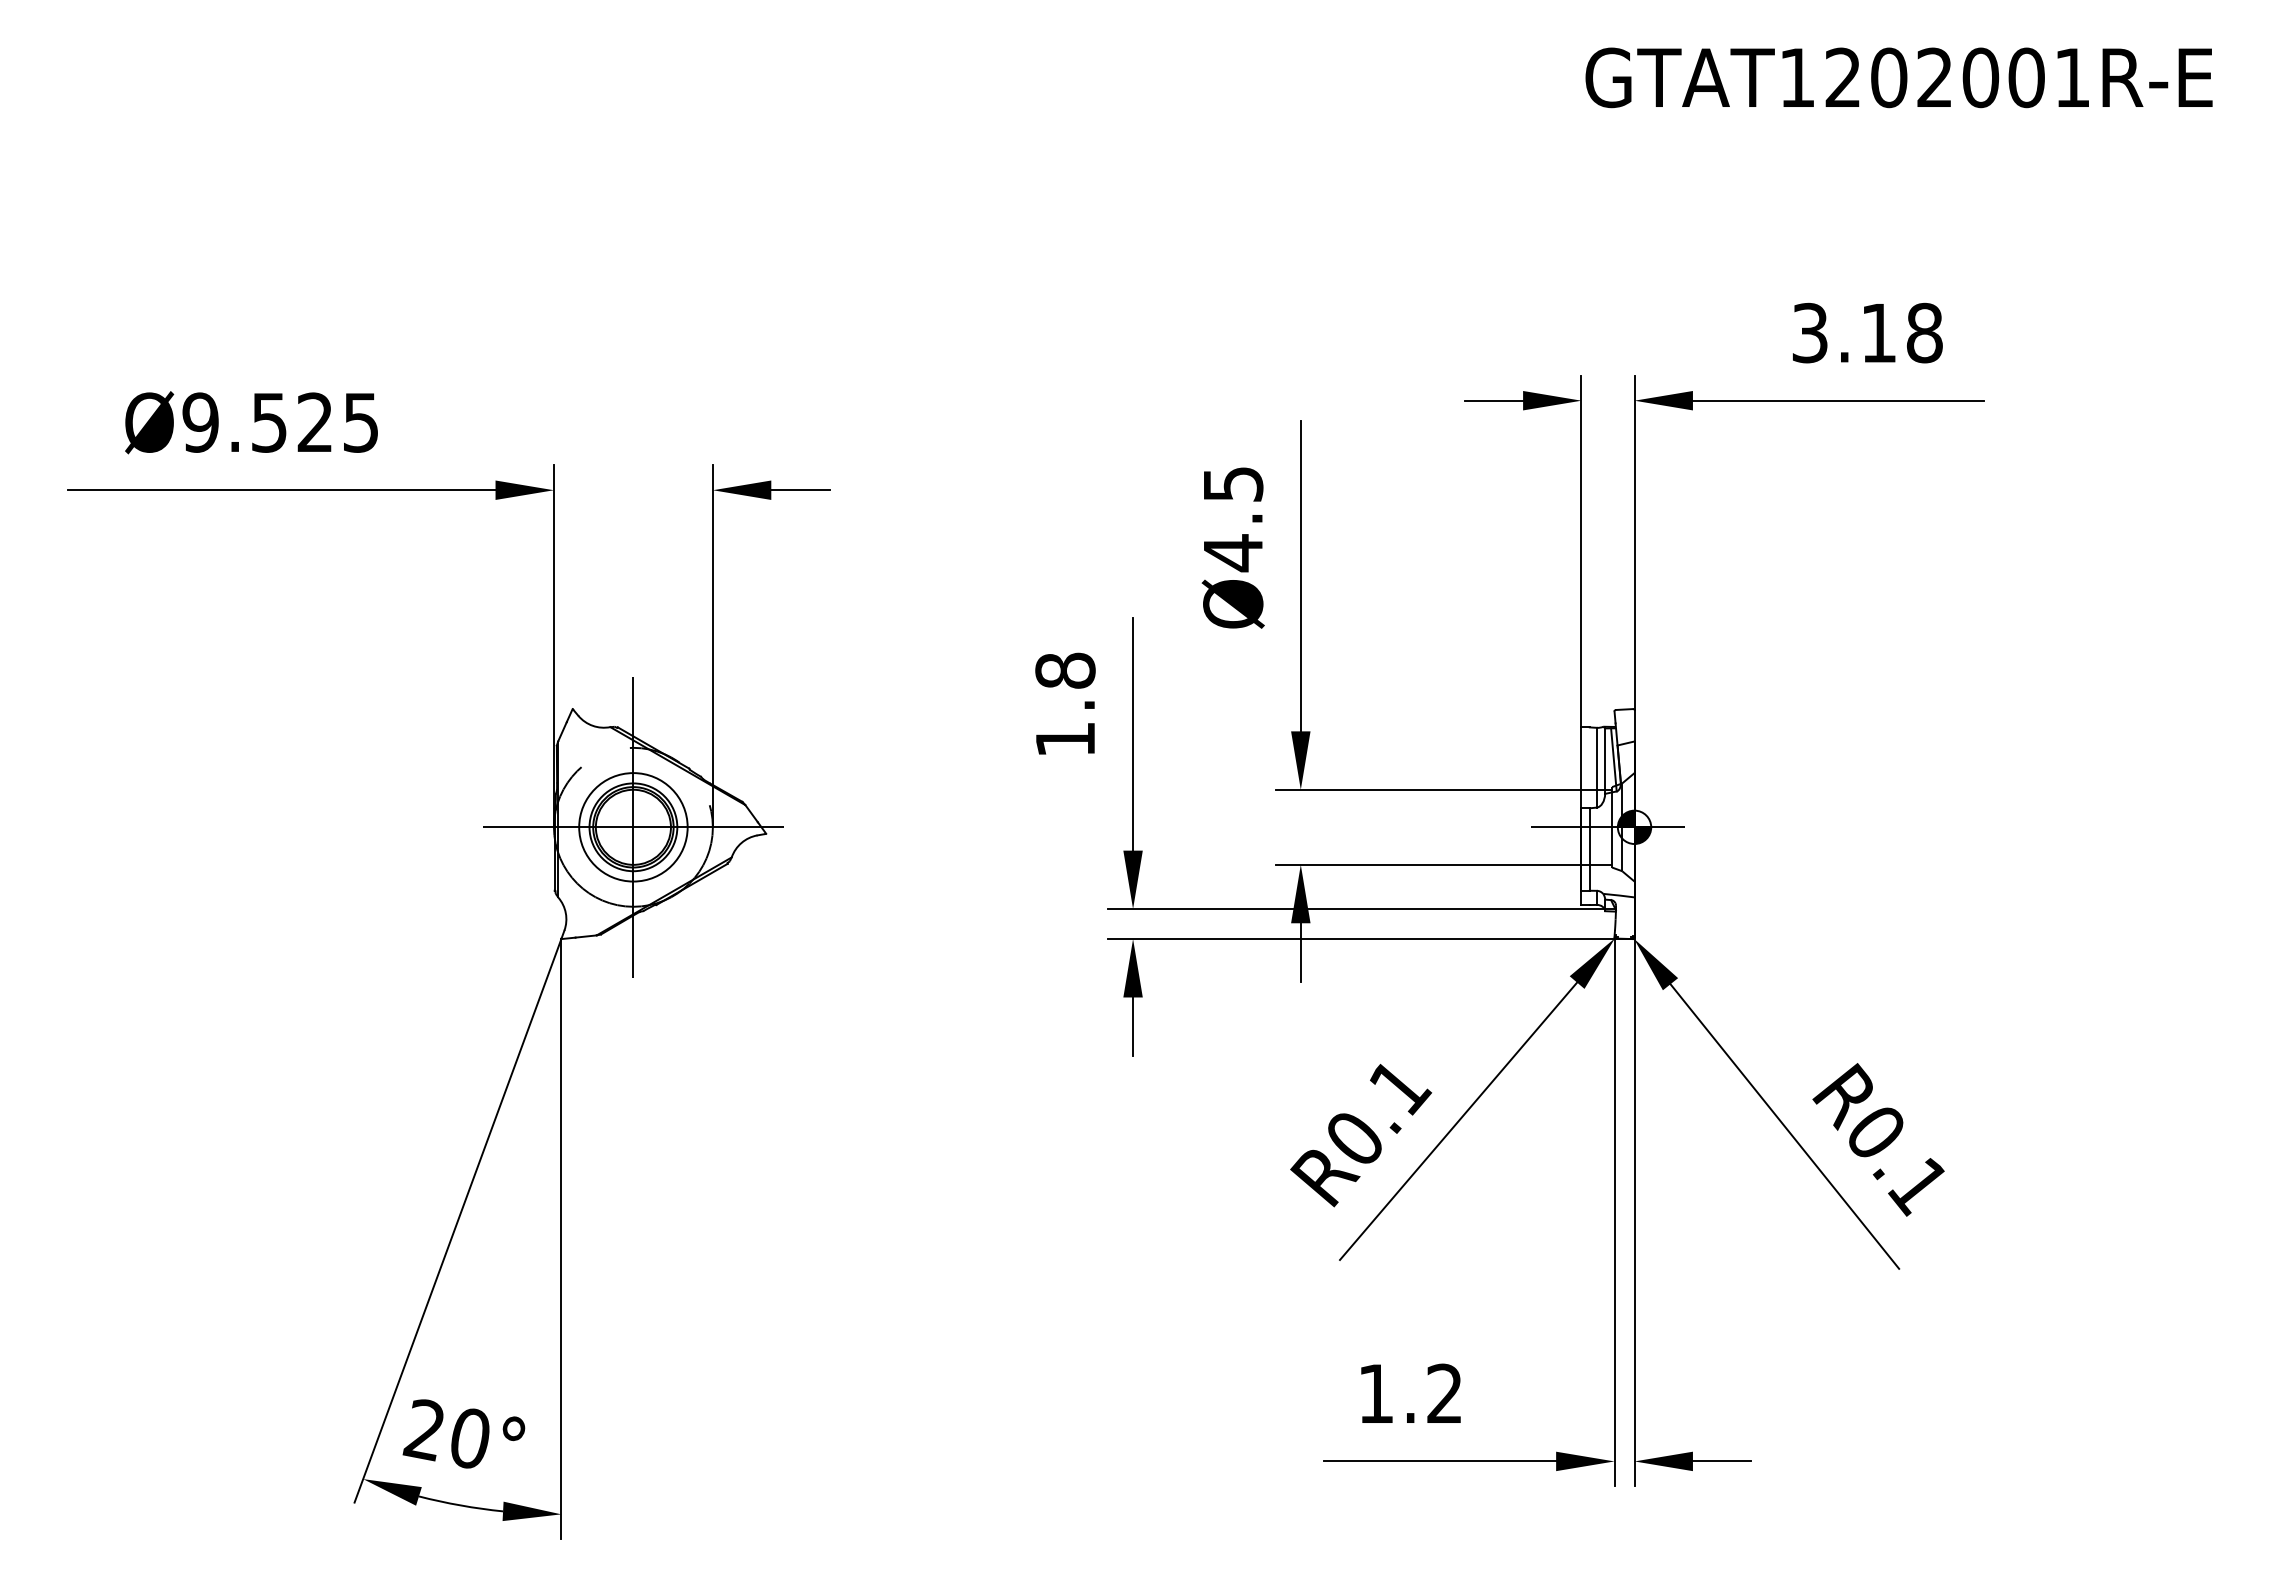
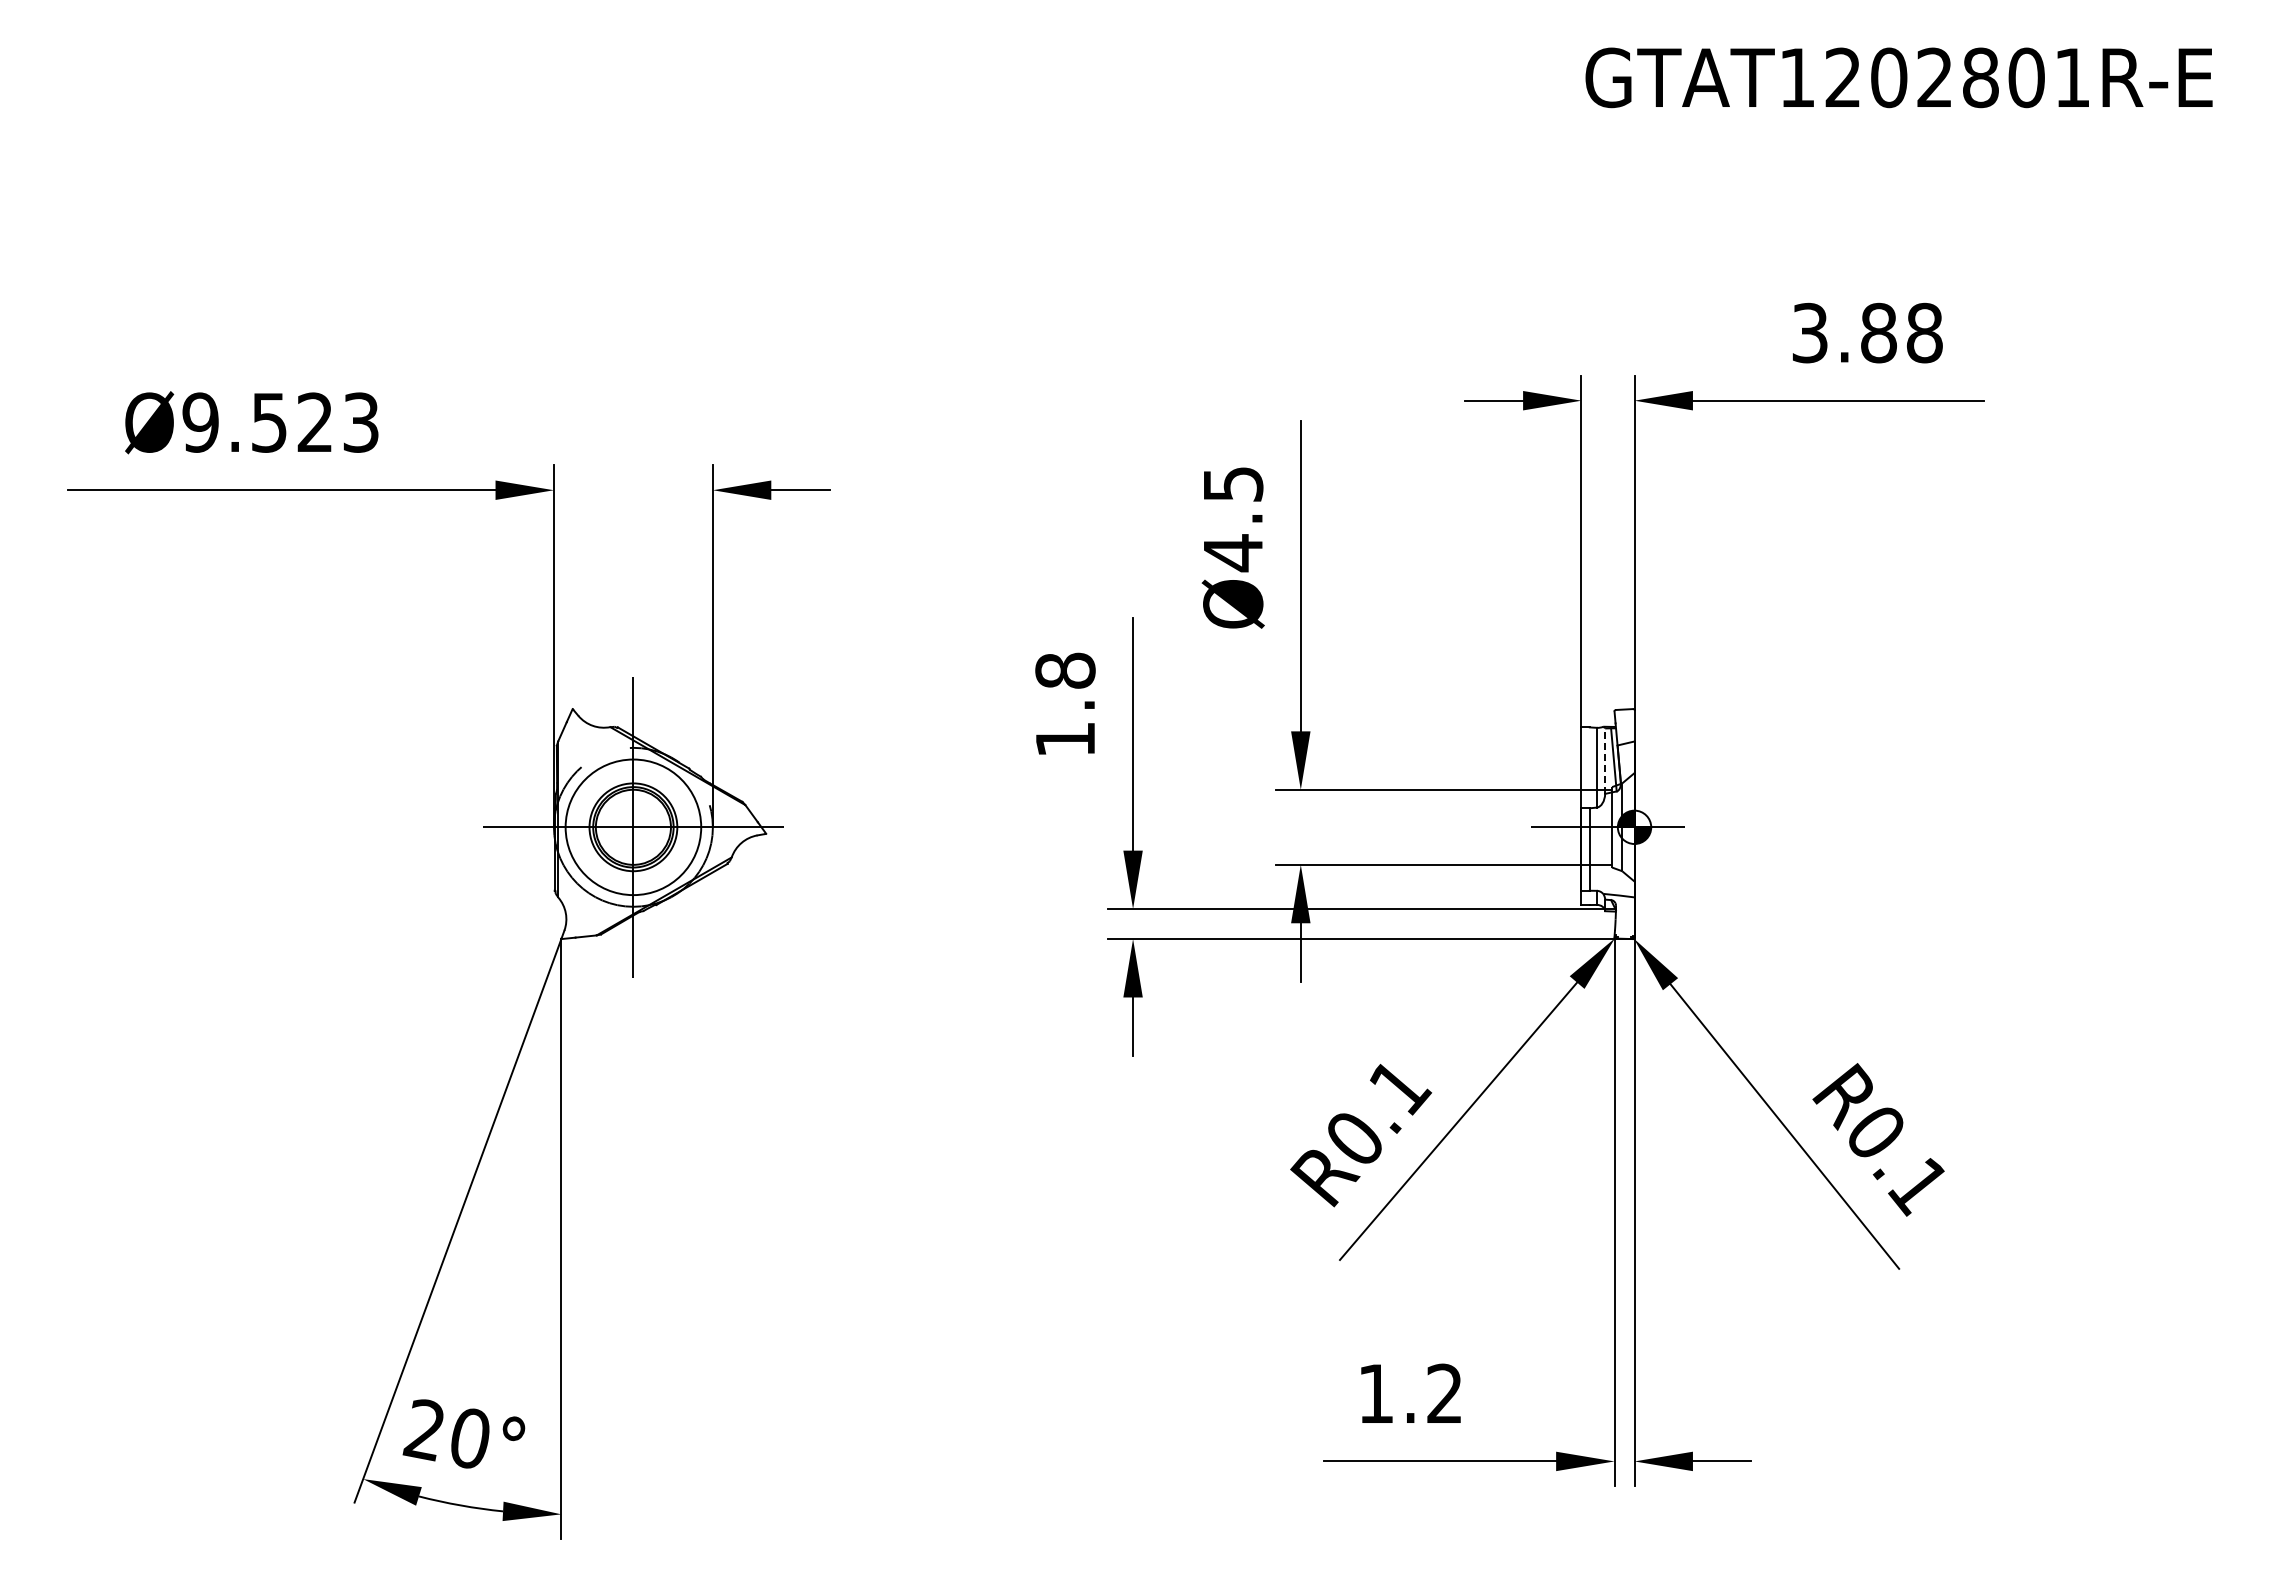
text: GTAT1202001R-E -> GTAT1202801R-E (1980, 77)
text: 3.18 -> 3.88 (1878, 332)
text: Ø9.525 -> Ø9.523 (361, 422)
line: solid -> dashed (1605, 761)
circle diameter: 108 px -> 136 px (633, 827)
